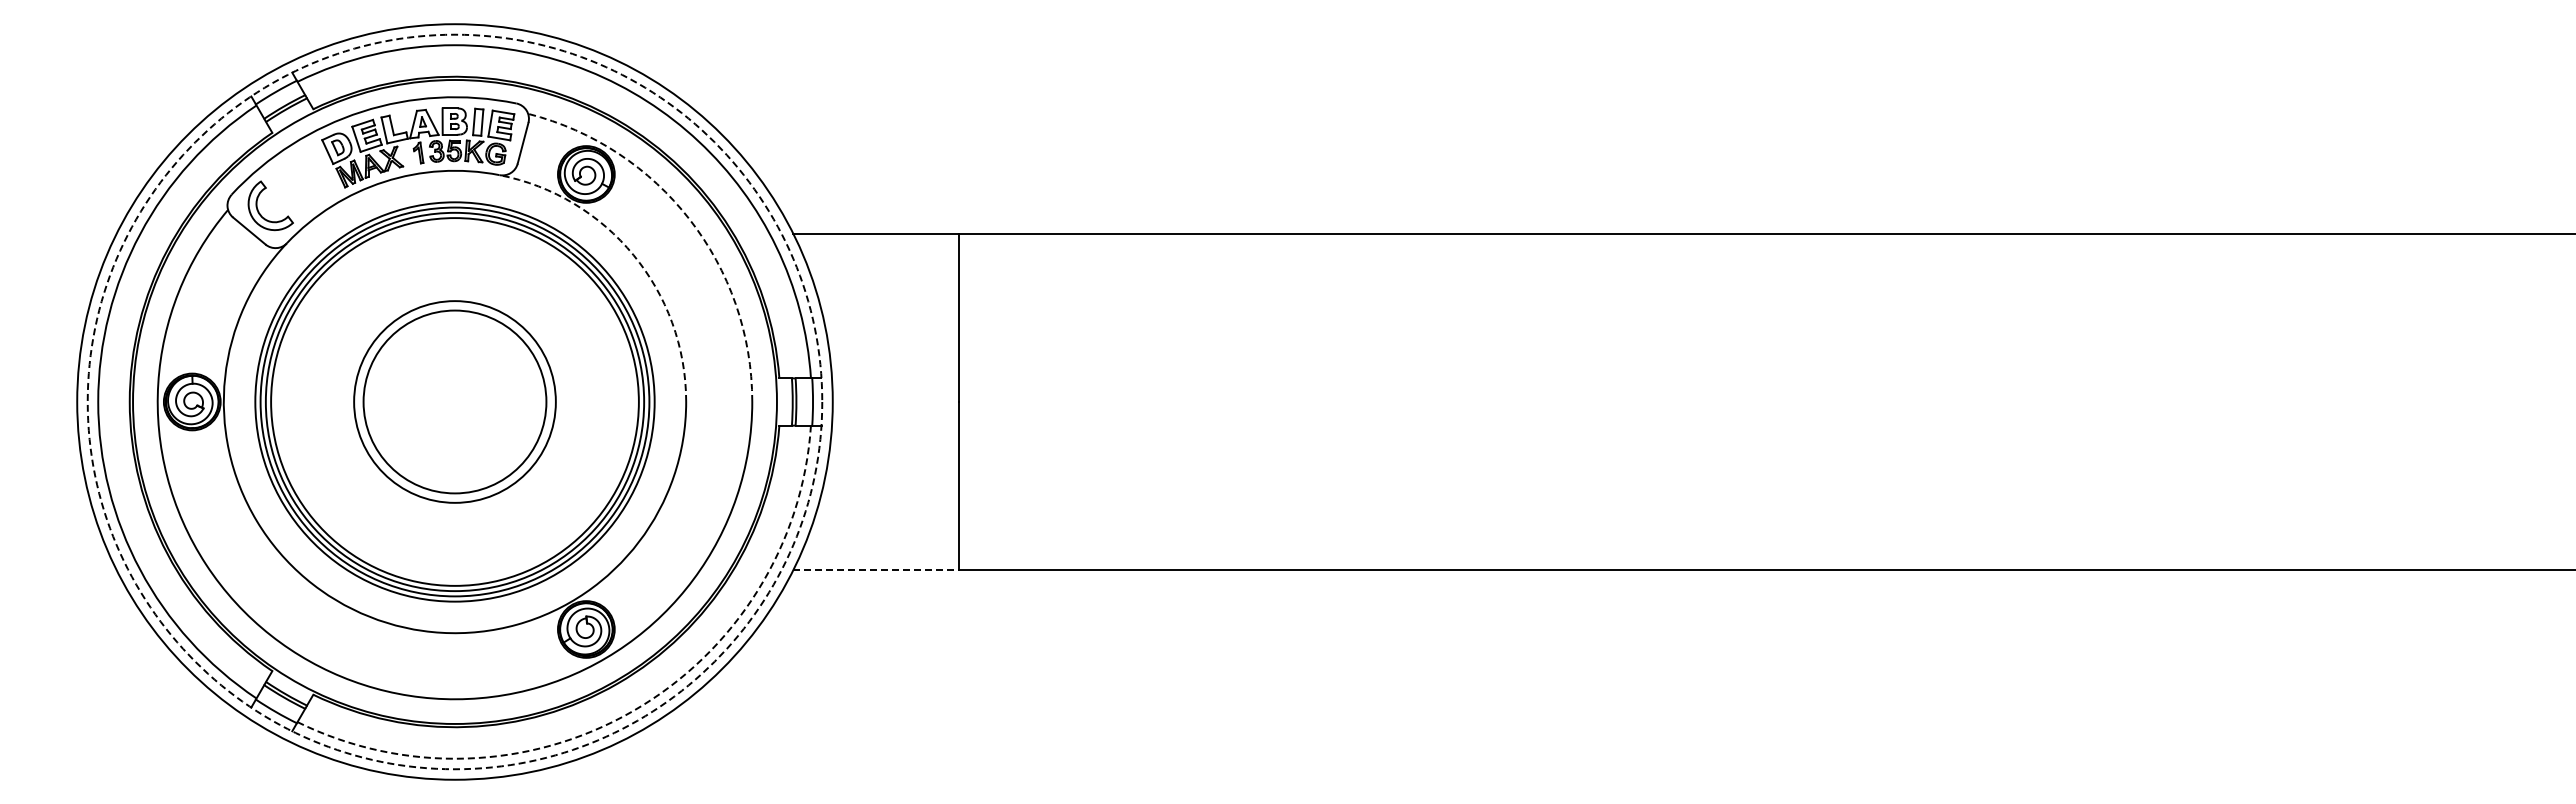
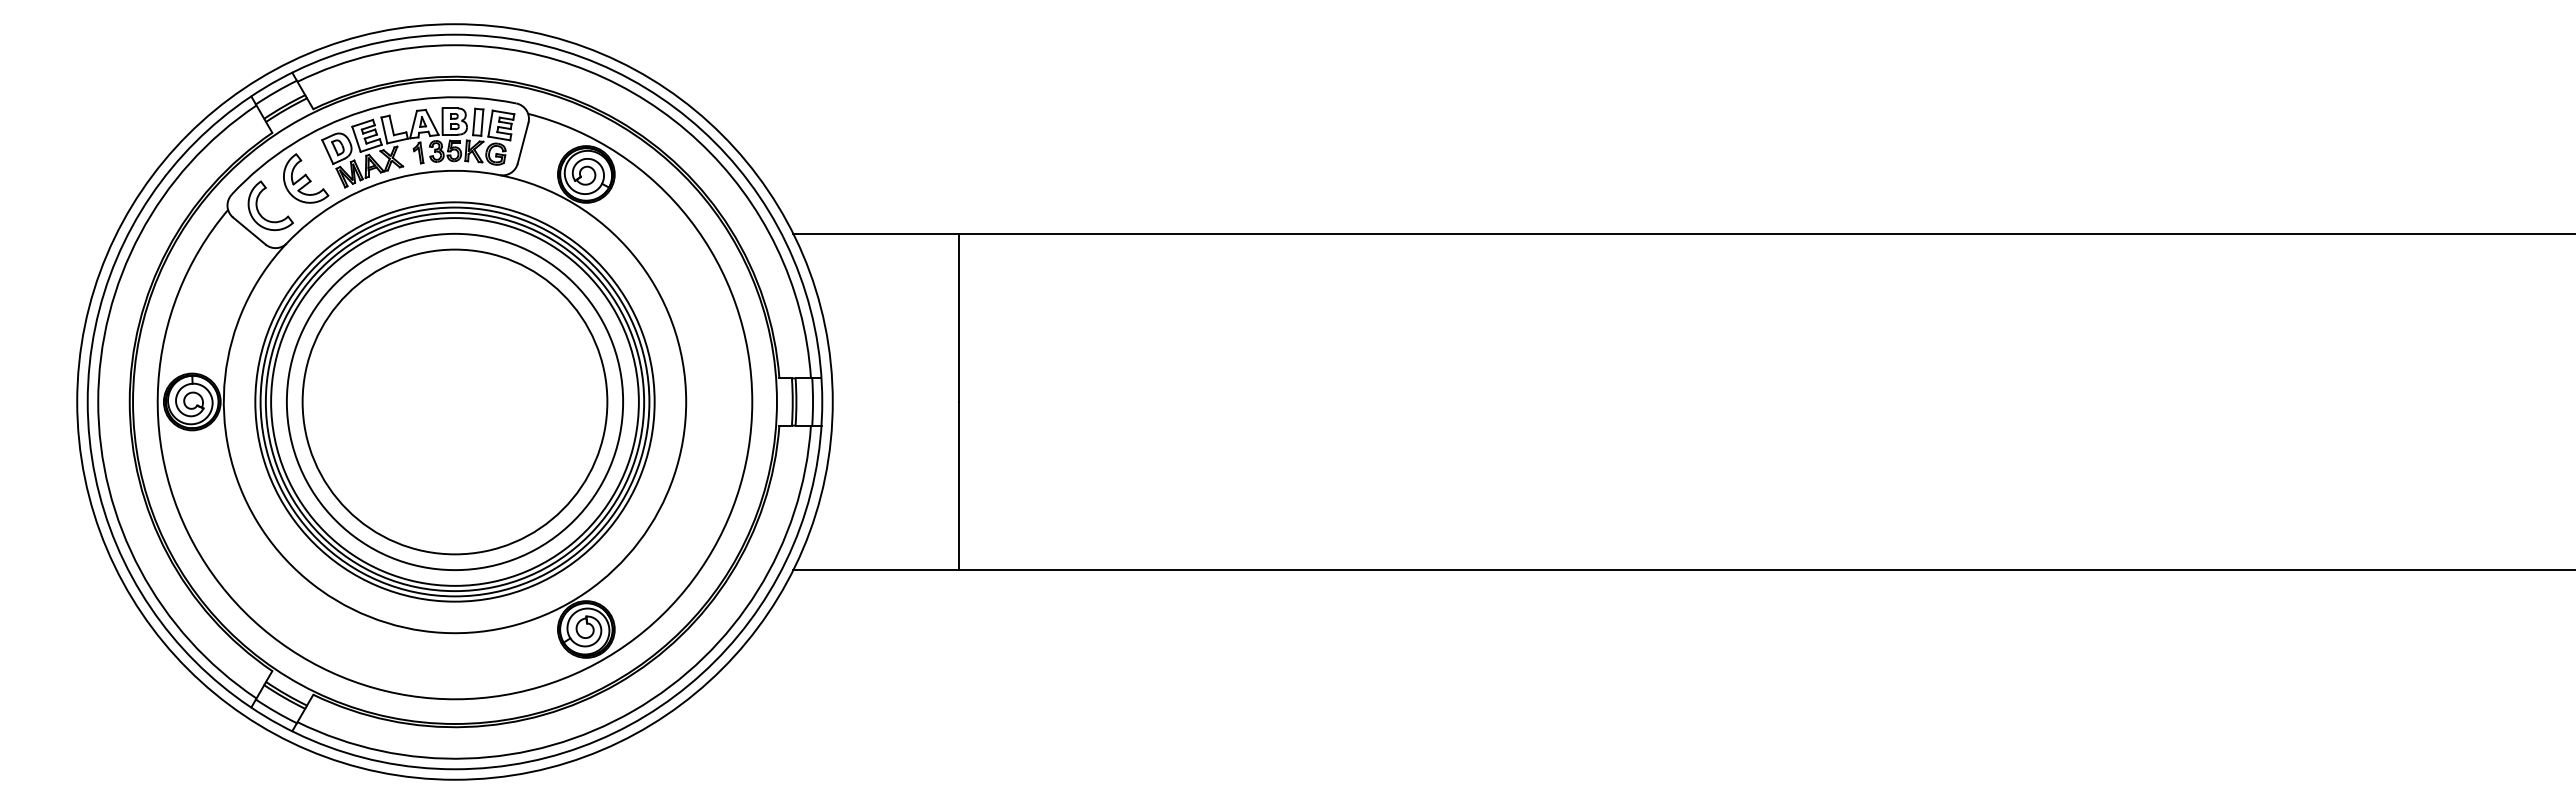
part: none -> present (306, 178)
arc: dashed -> solid (689, 219)
arc: dashed -> solid (633, 255)
circle diameter: 183 px -> 305 px (454, 401)
circle diameter: 202 px -> 336 px (454, 401)
circle: dashed -> solid (454, 401)
line: dashed -> solid (876, 570)
arc: dashed -> solid (633, 710)
